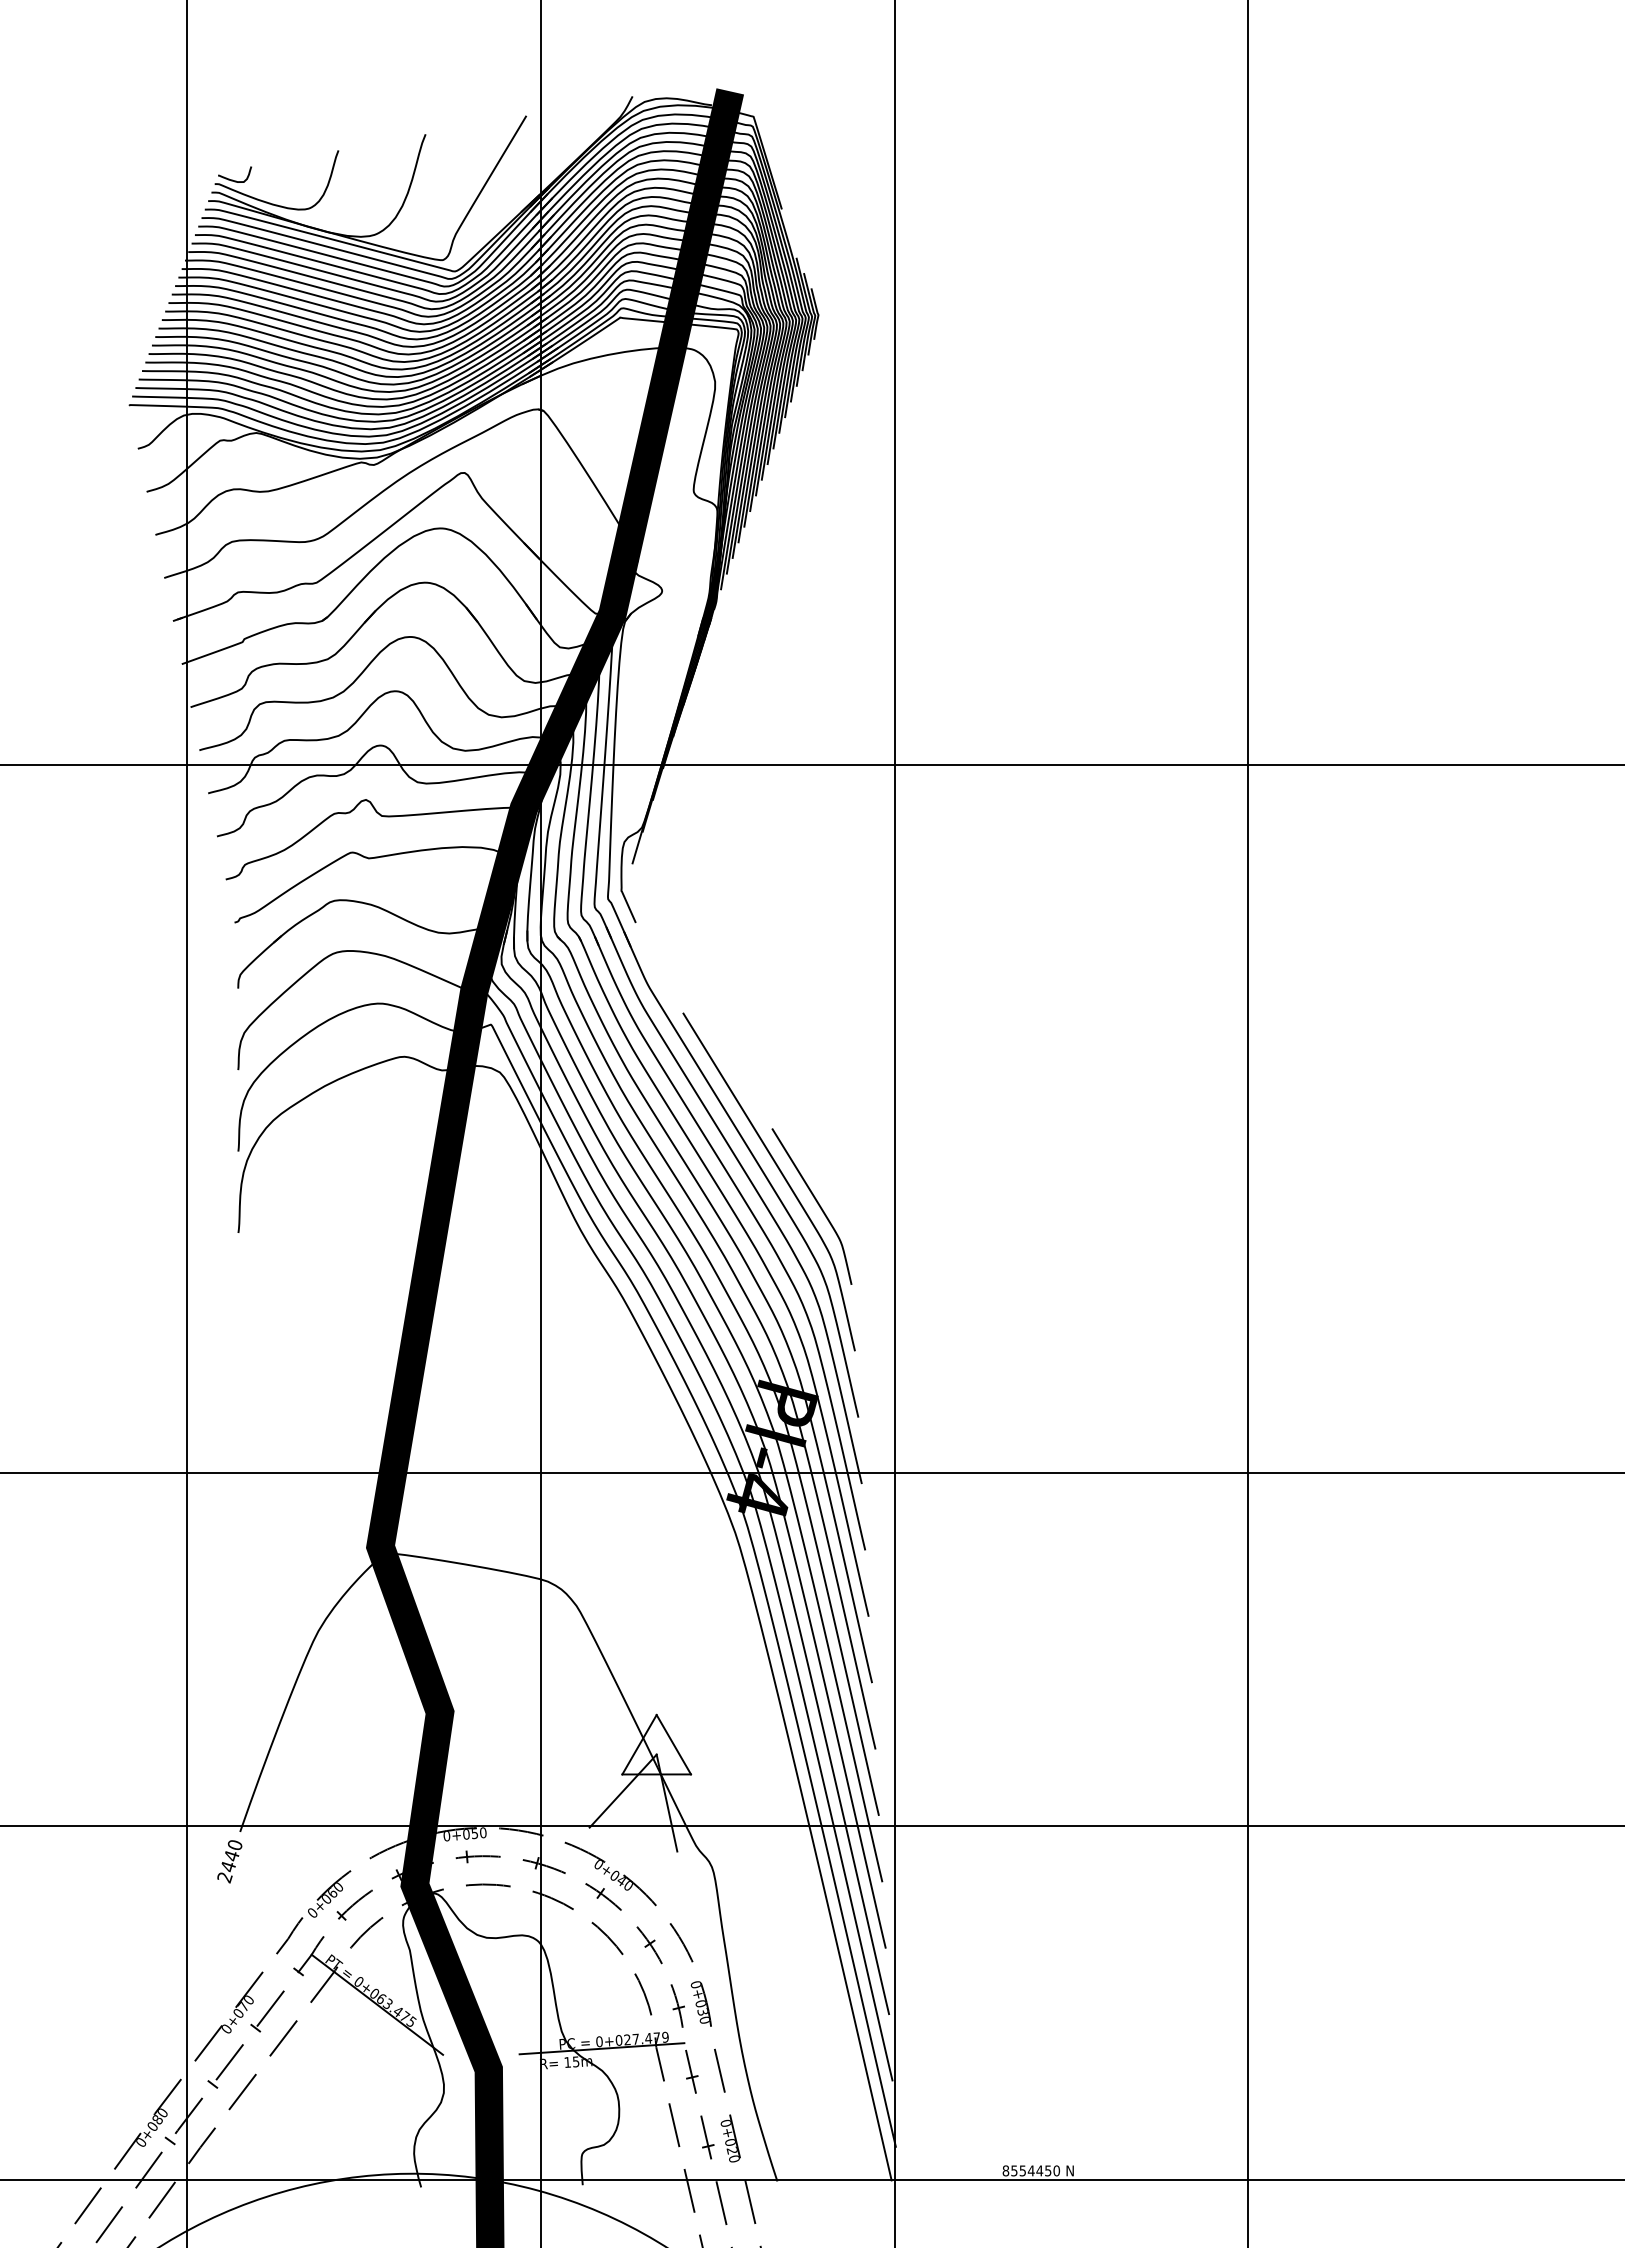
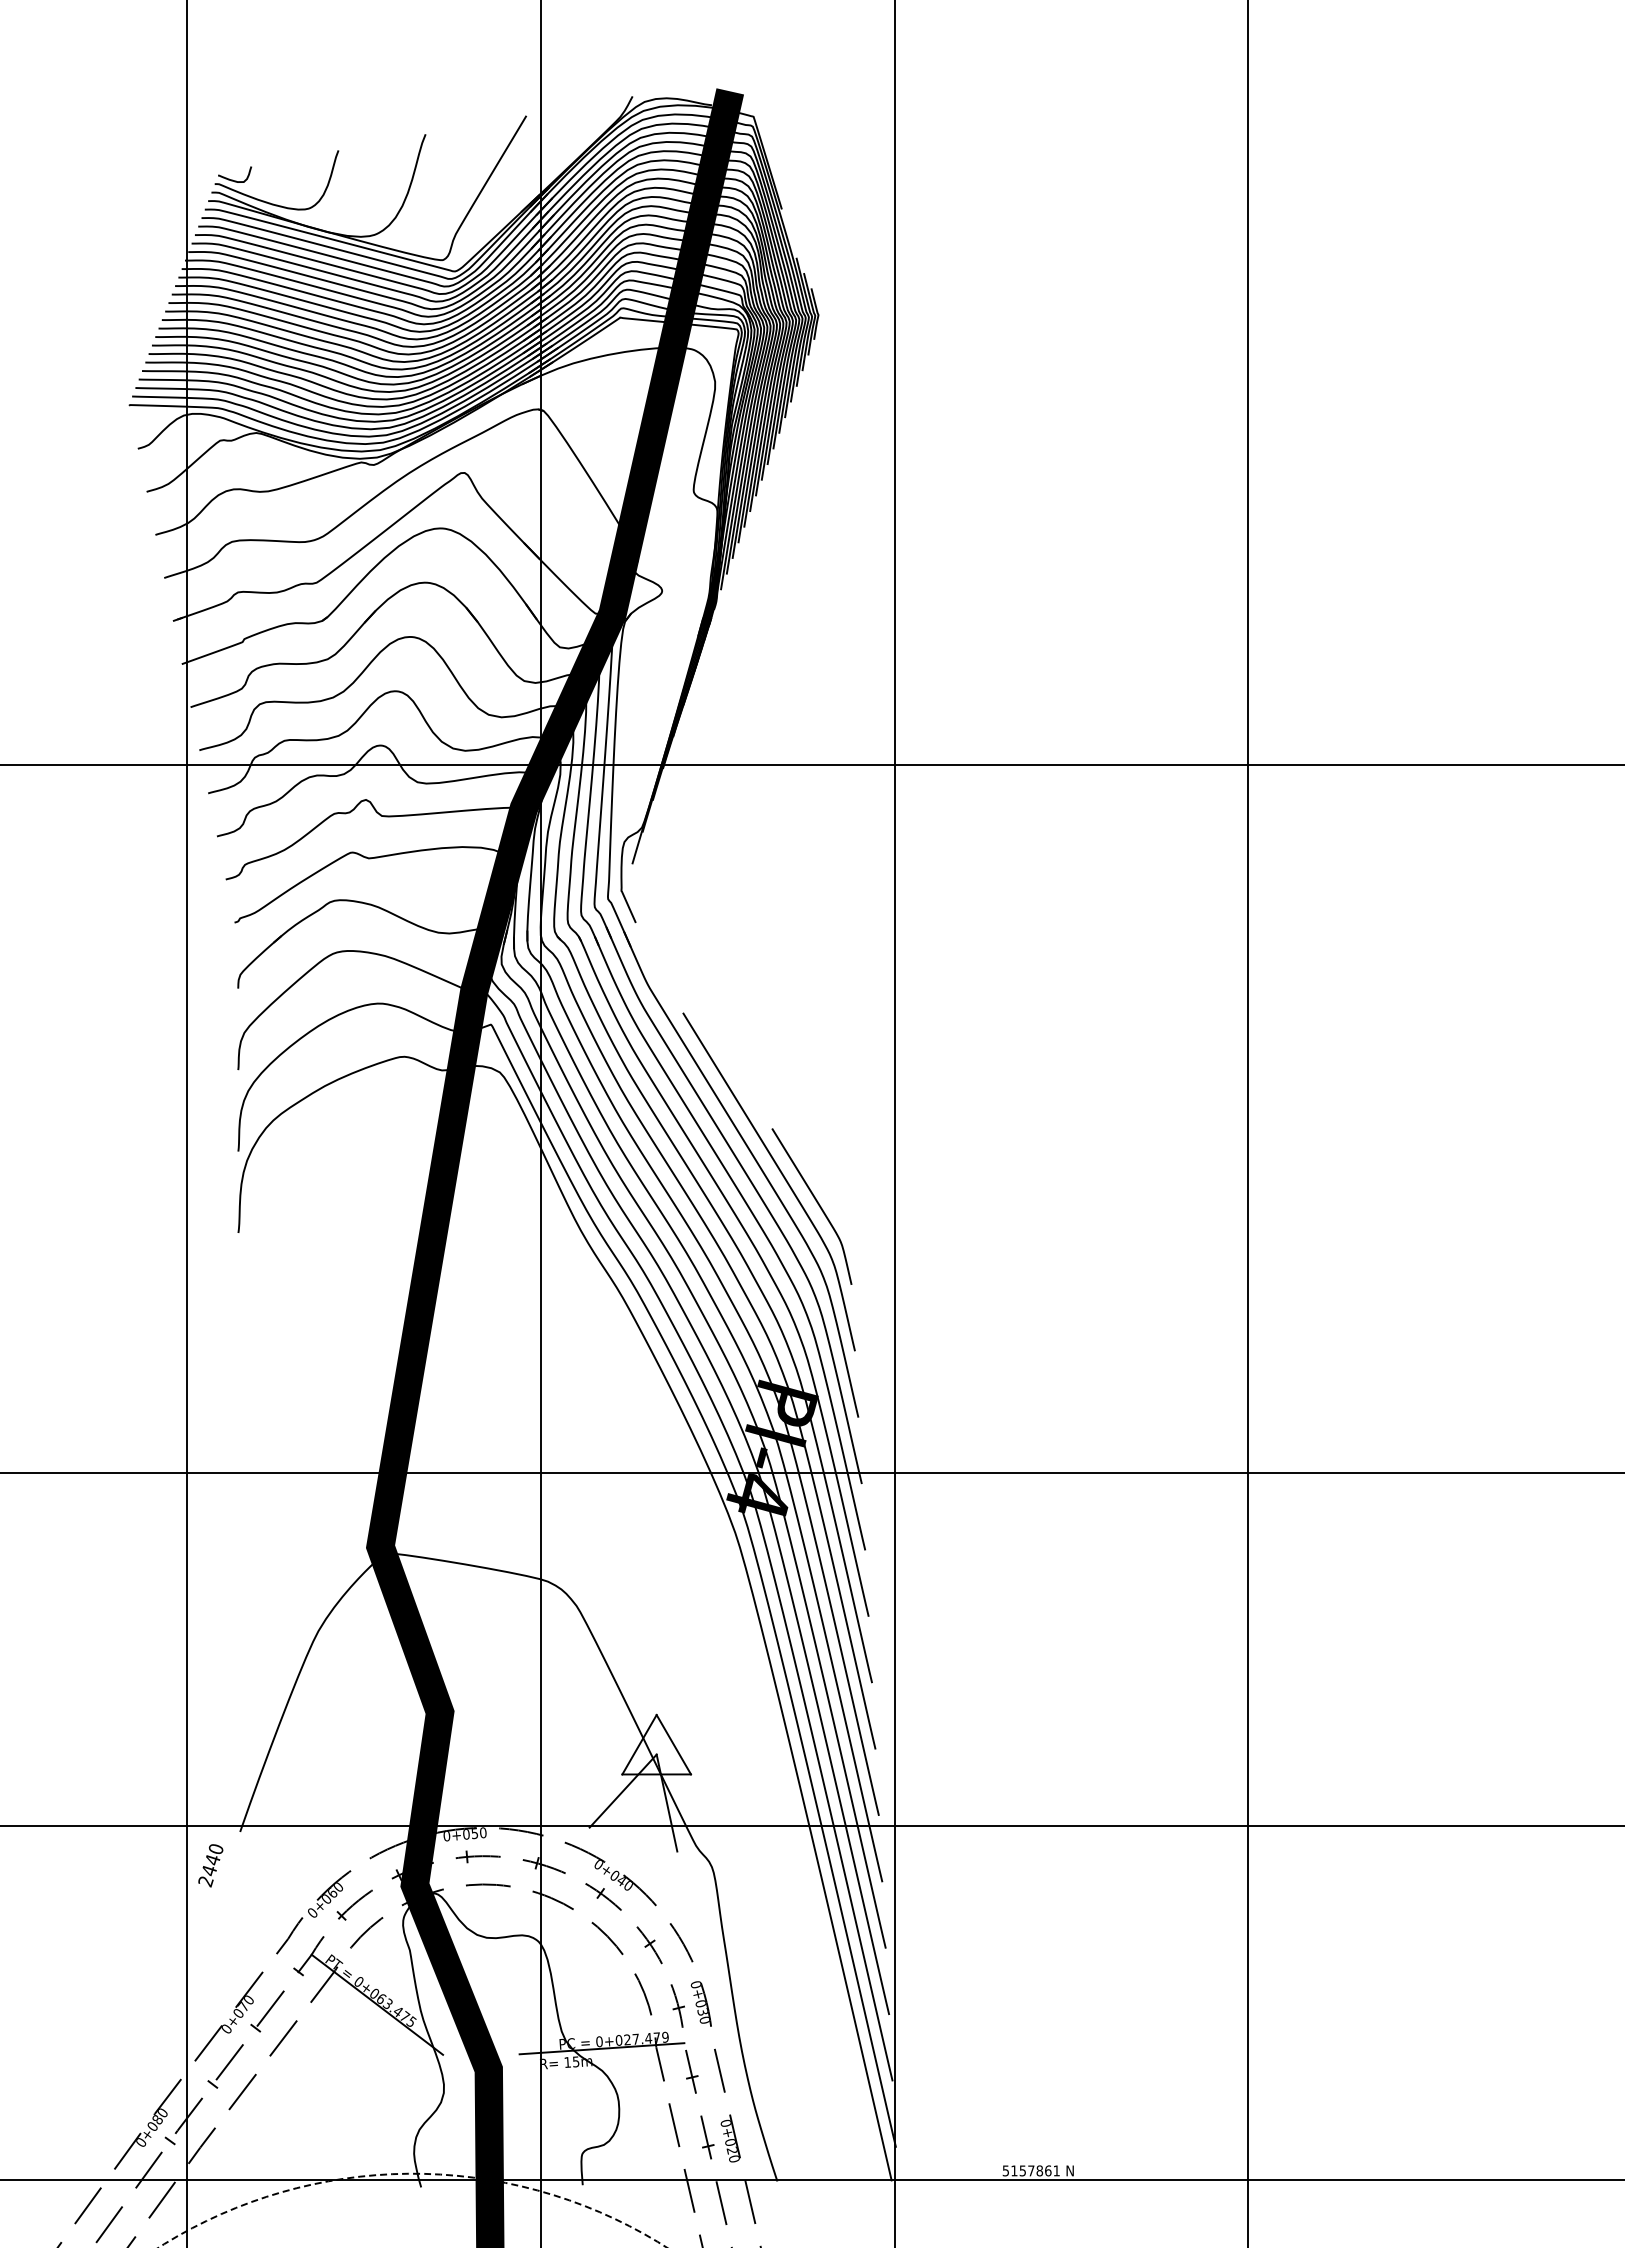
text position: (229, 1861) -> (210, 1865) (210, 1865)
text: 8554450 -> 5157861 (1031, 2170)
arc: solid -> dashed (410, 2173)
